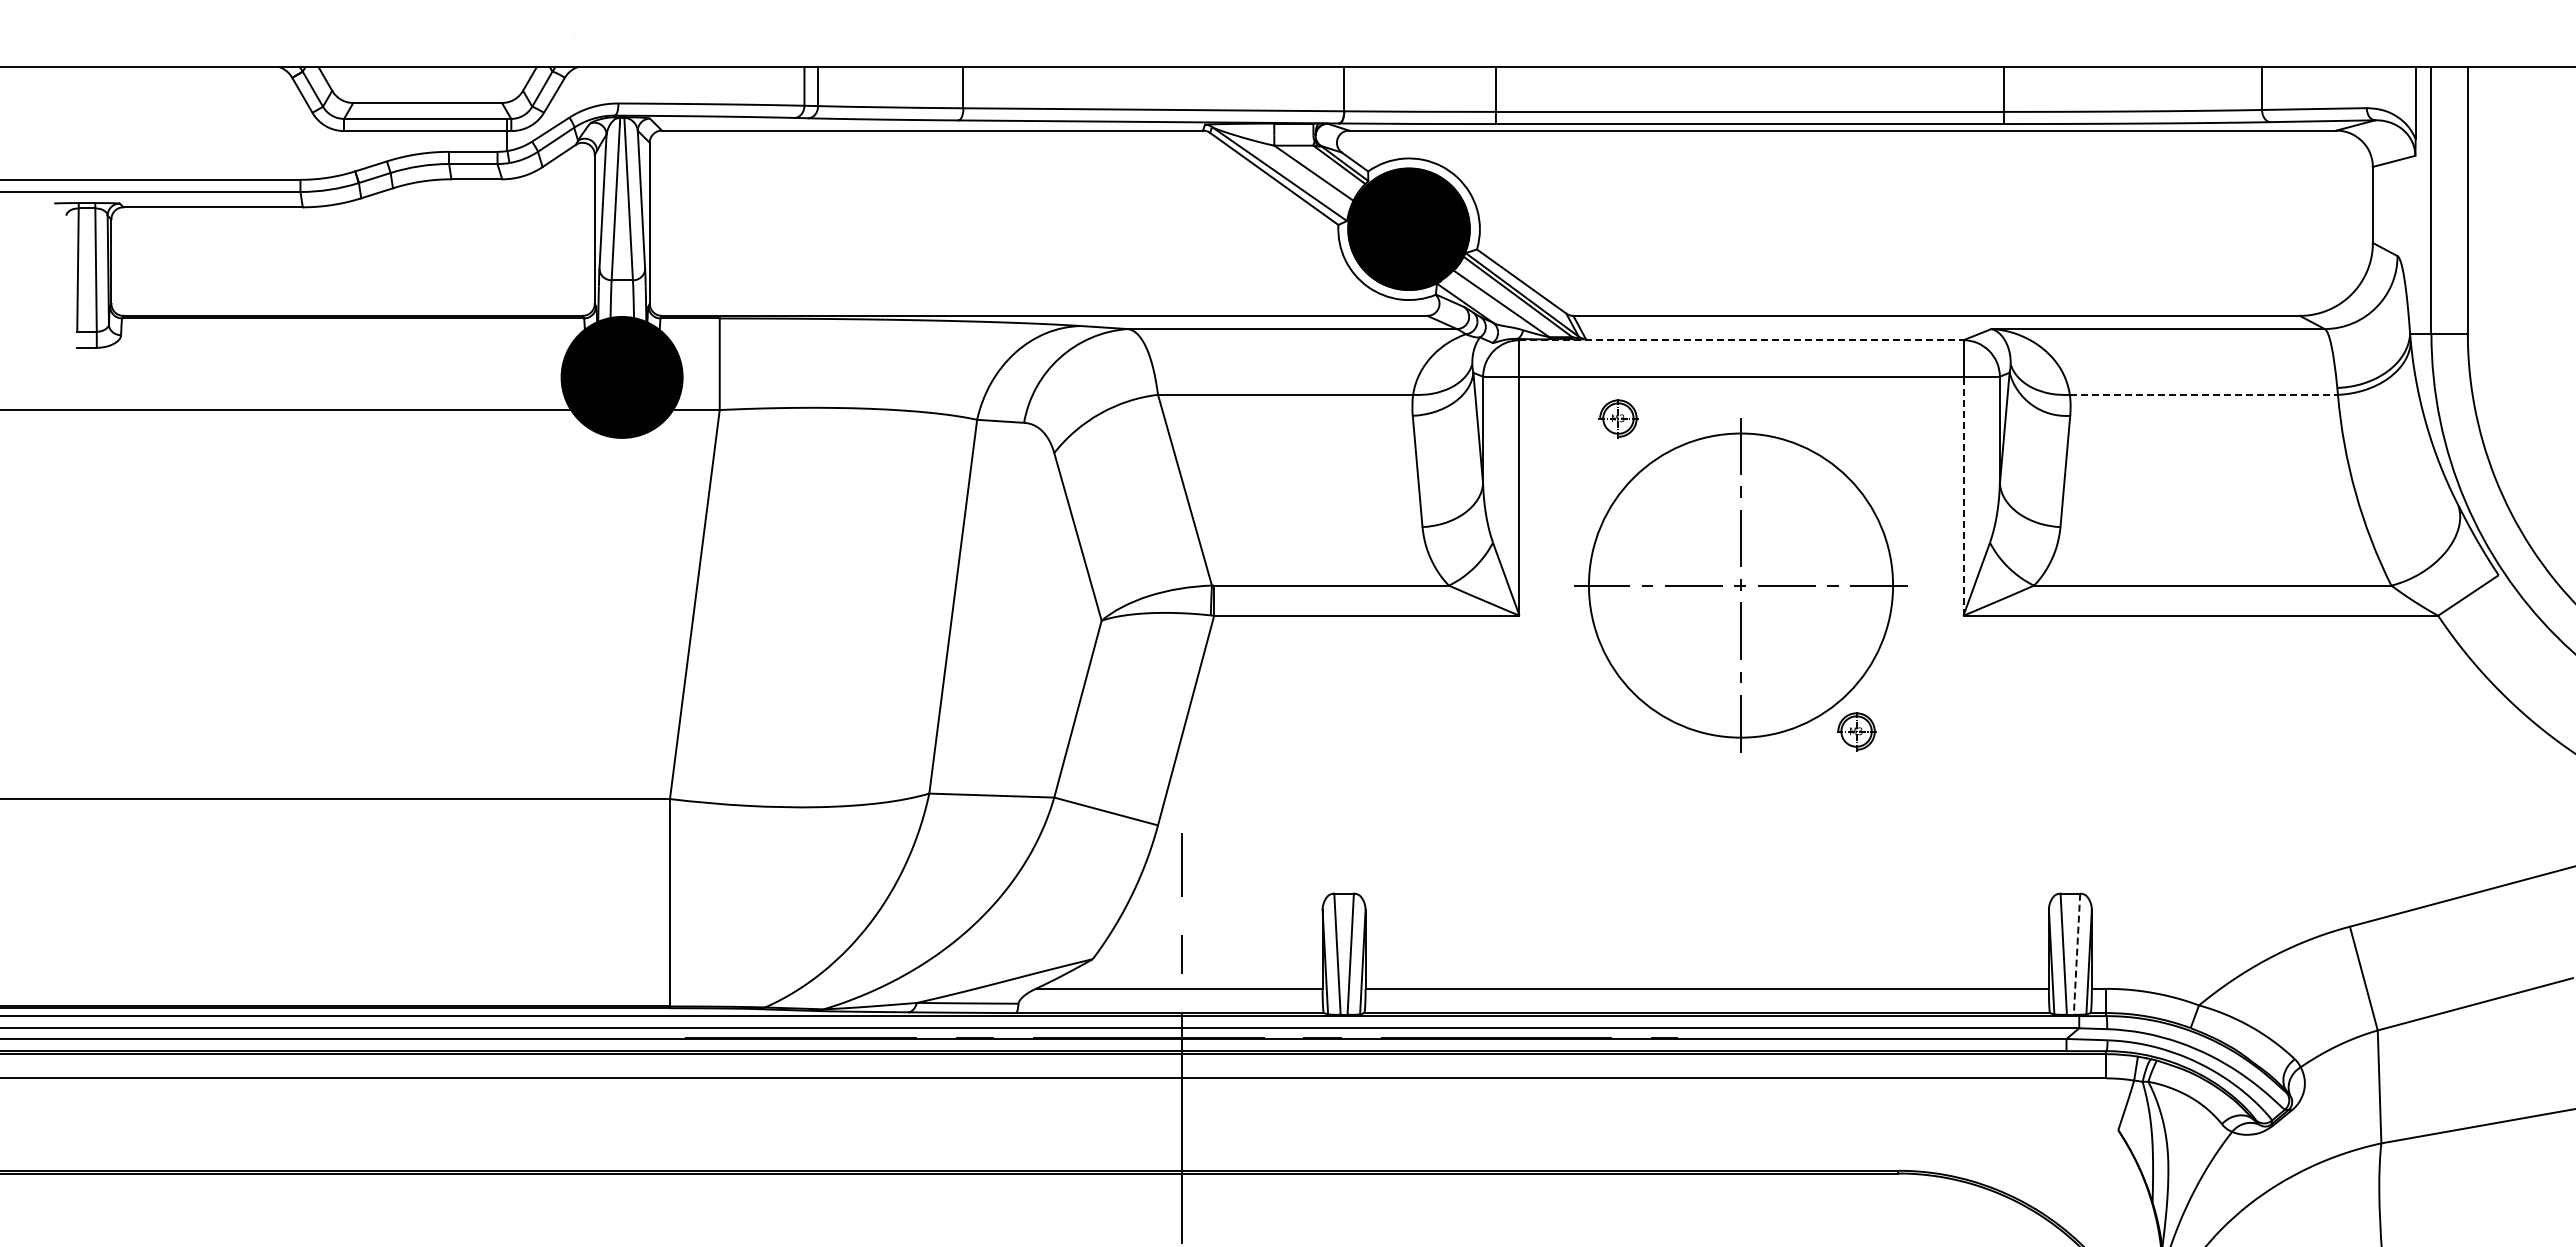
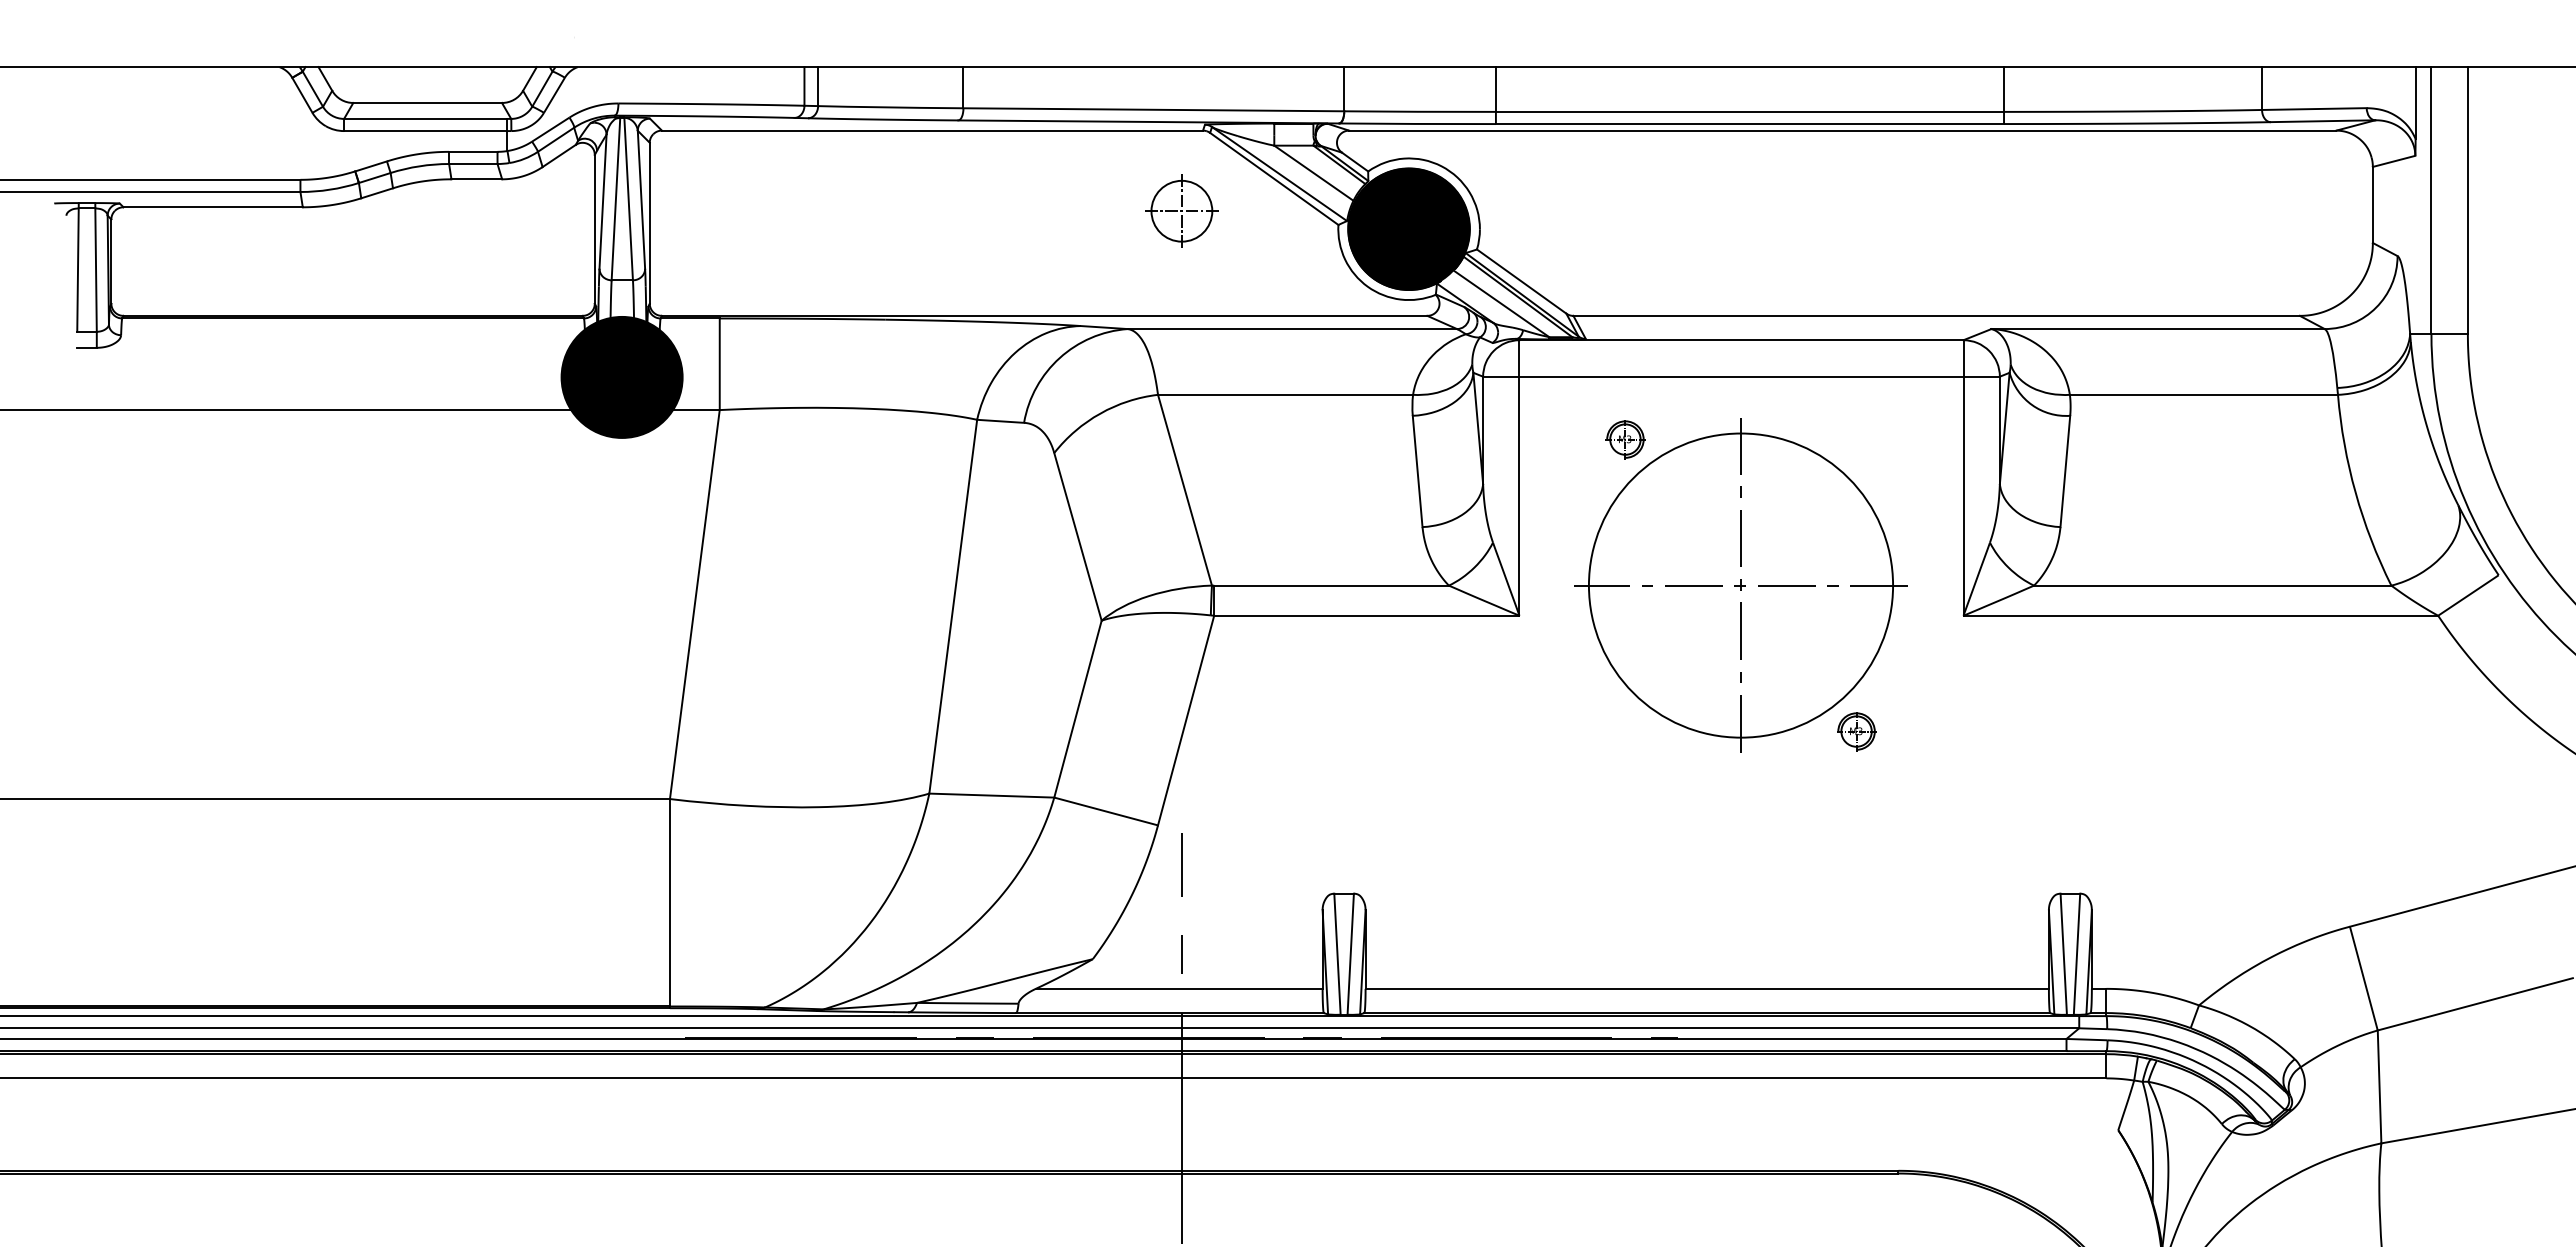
part: none -> present (1181, 210)
line: dashed -> solid (1742, 340)
line: dashed -> solid (2204, 394)
part position: (1618, 418) -> (1625, 439) (1625, 439)
line: dashed -> solid (1963, 496)
line: dashed -> solid (2077, 954)
